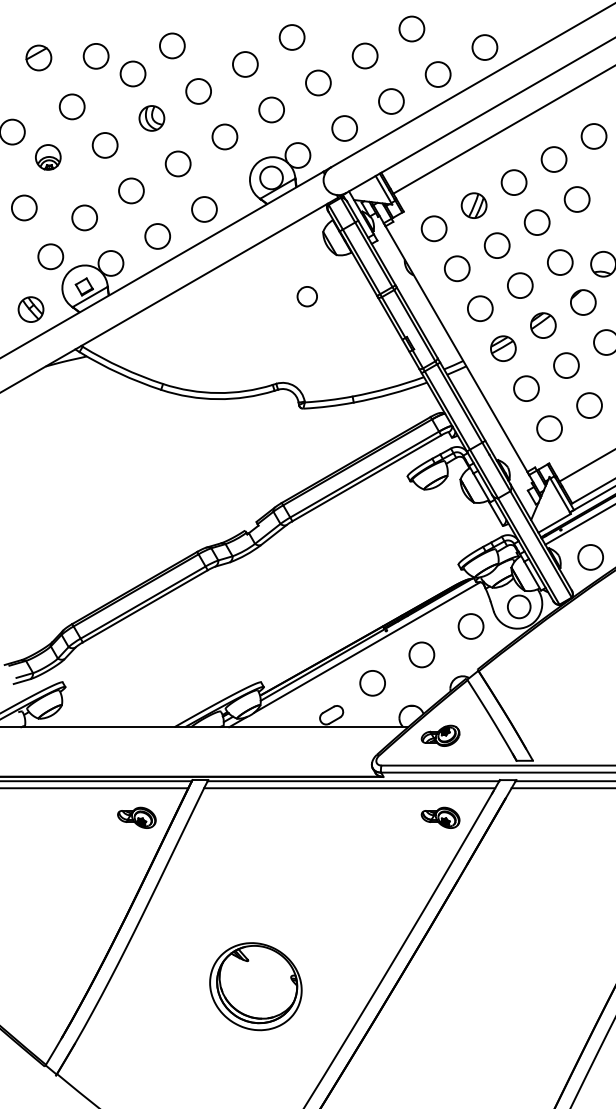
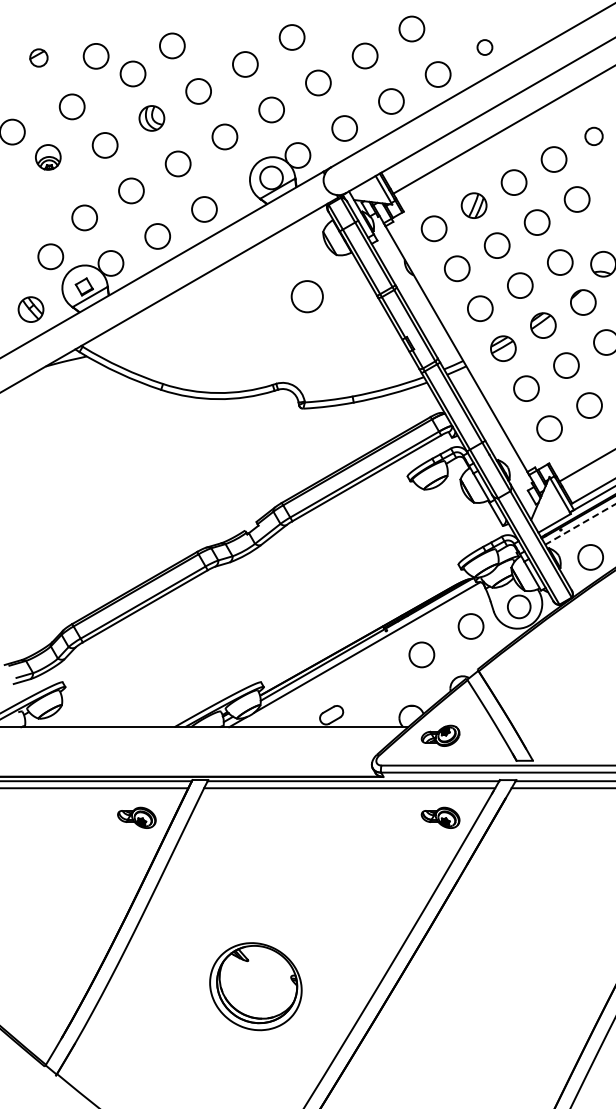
circle size: 28x27 px -> 18x17 px (484, 47)
part size: 28x28 px -> 20x20 px (38, 57)
circle size: 28x27 px -> 20x20 px (593, 135)
circle: present -> none (24, 207)
circle diameter: 20 px -> 31 px (306, 296)
line: solid -> dashed (579, 524)
circle: present -> none (372, 683)
